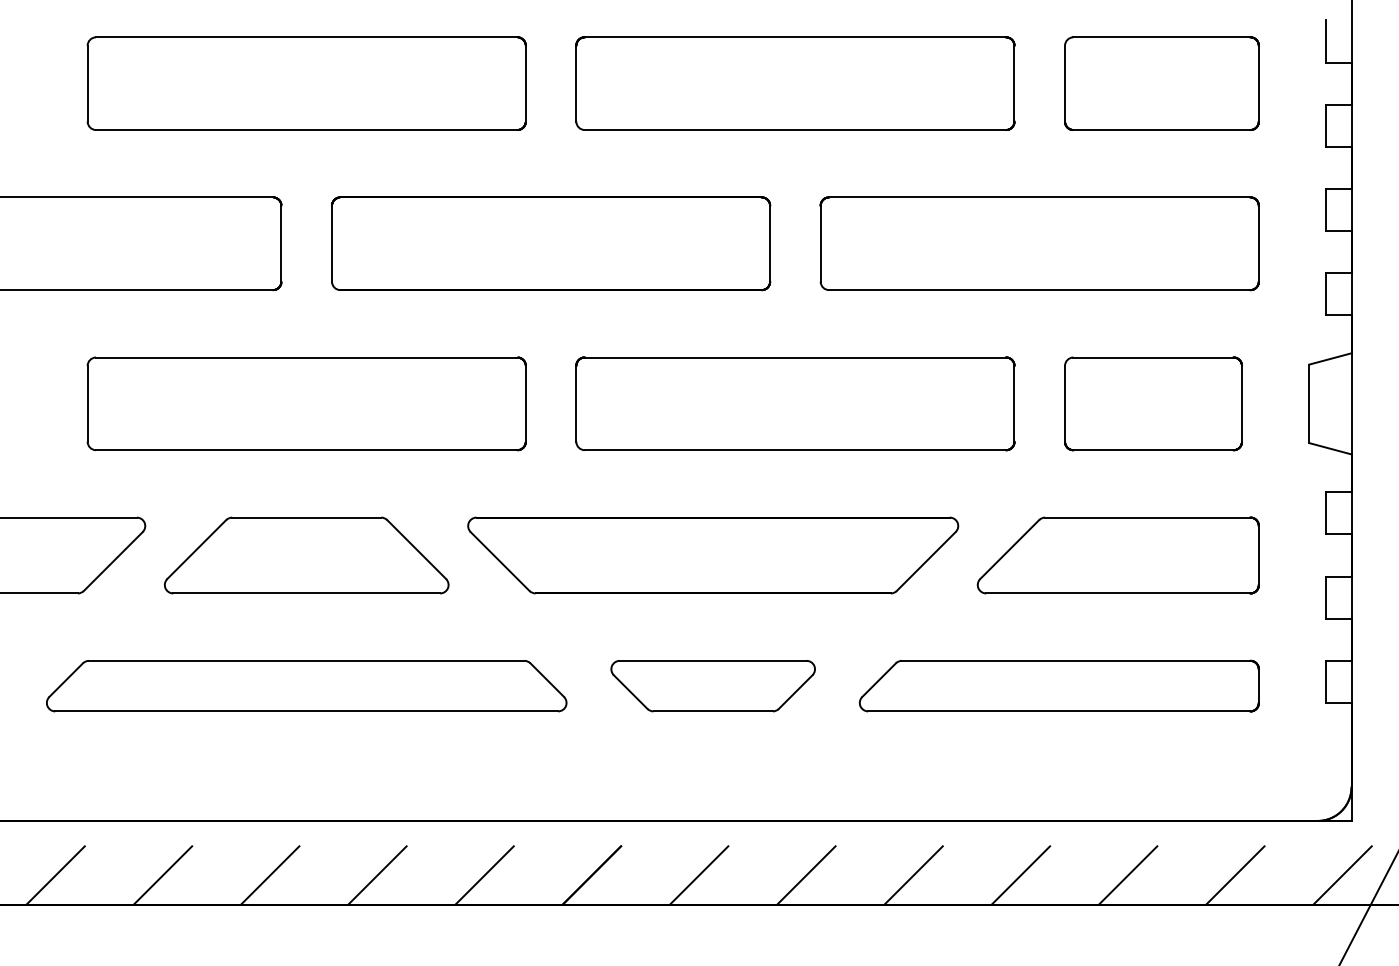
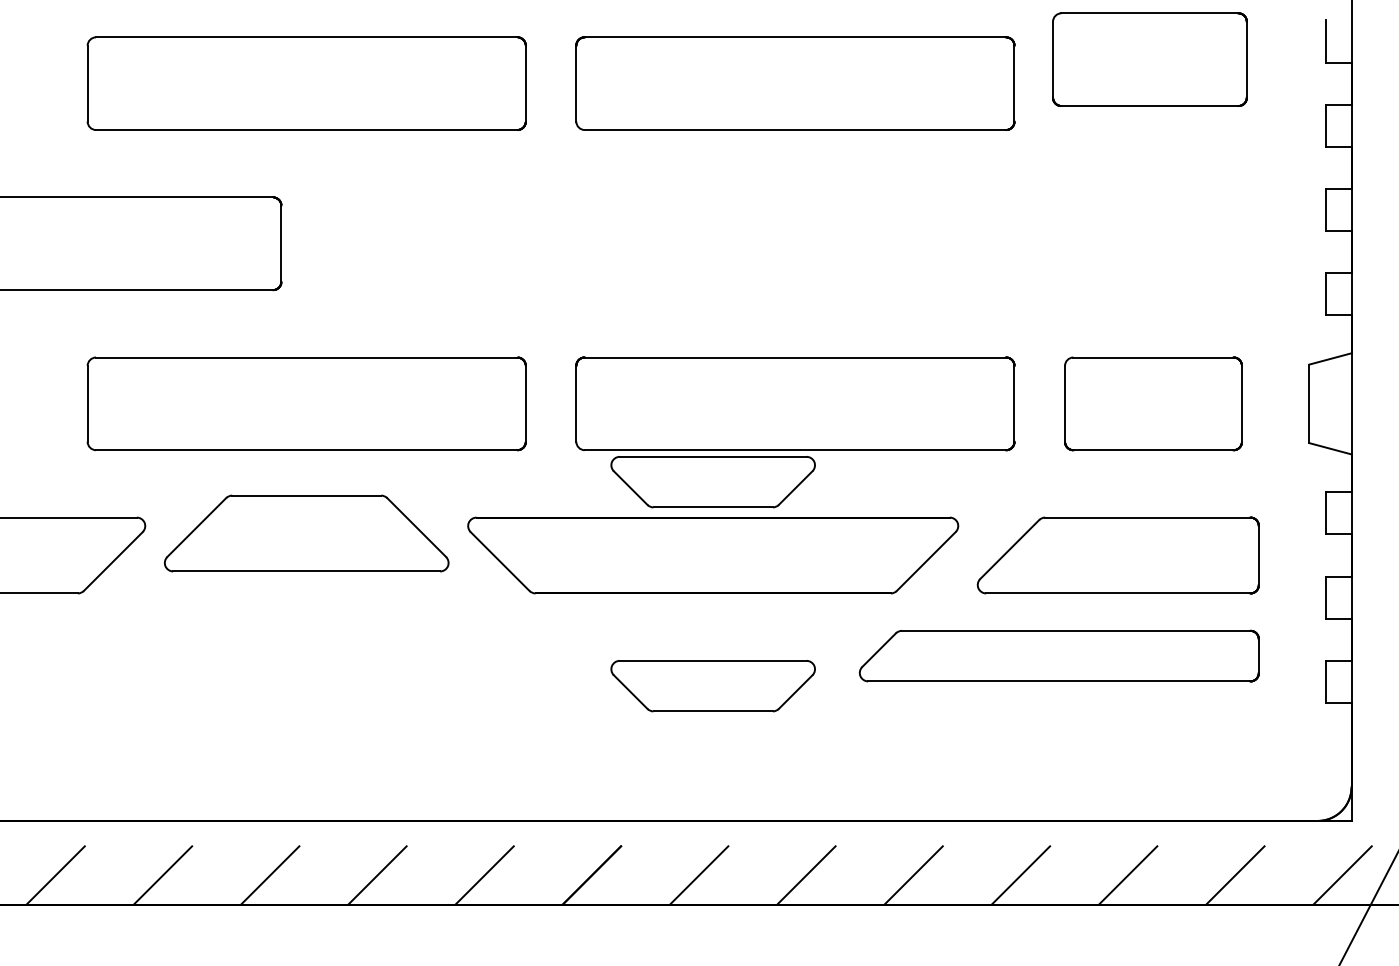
part position: (1161, 83) -> (1149, 59) (1149, 59)
part: present -> none (551, 243)
part: present -> none (1039, 243)
part: none -> present (712, 482)
part position: (306, 555) -> (306, 533) (306, 533)
part position: (1058, 685) -> (1058, 655) (1058, 655)
part: present -> none (306, 686)
